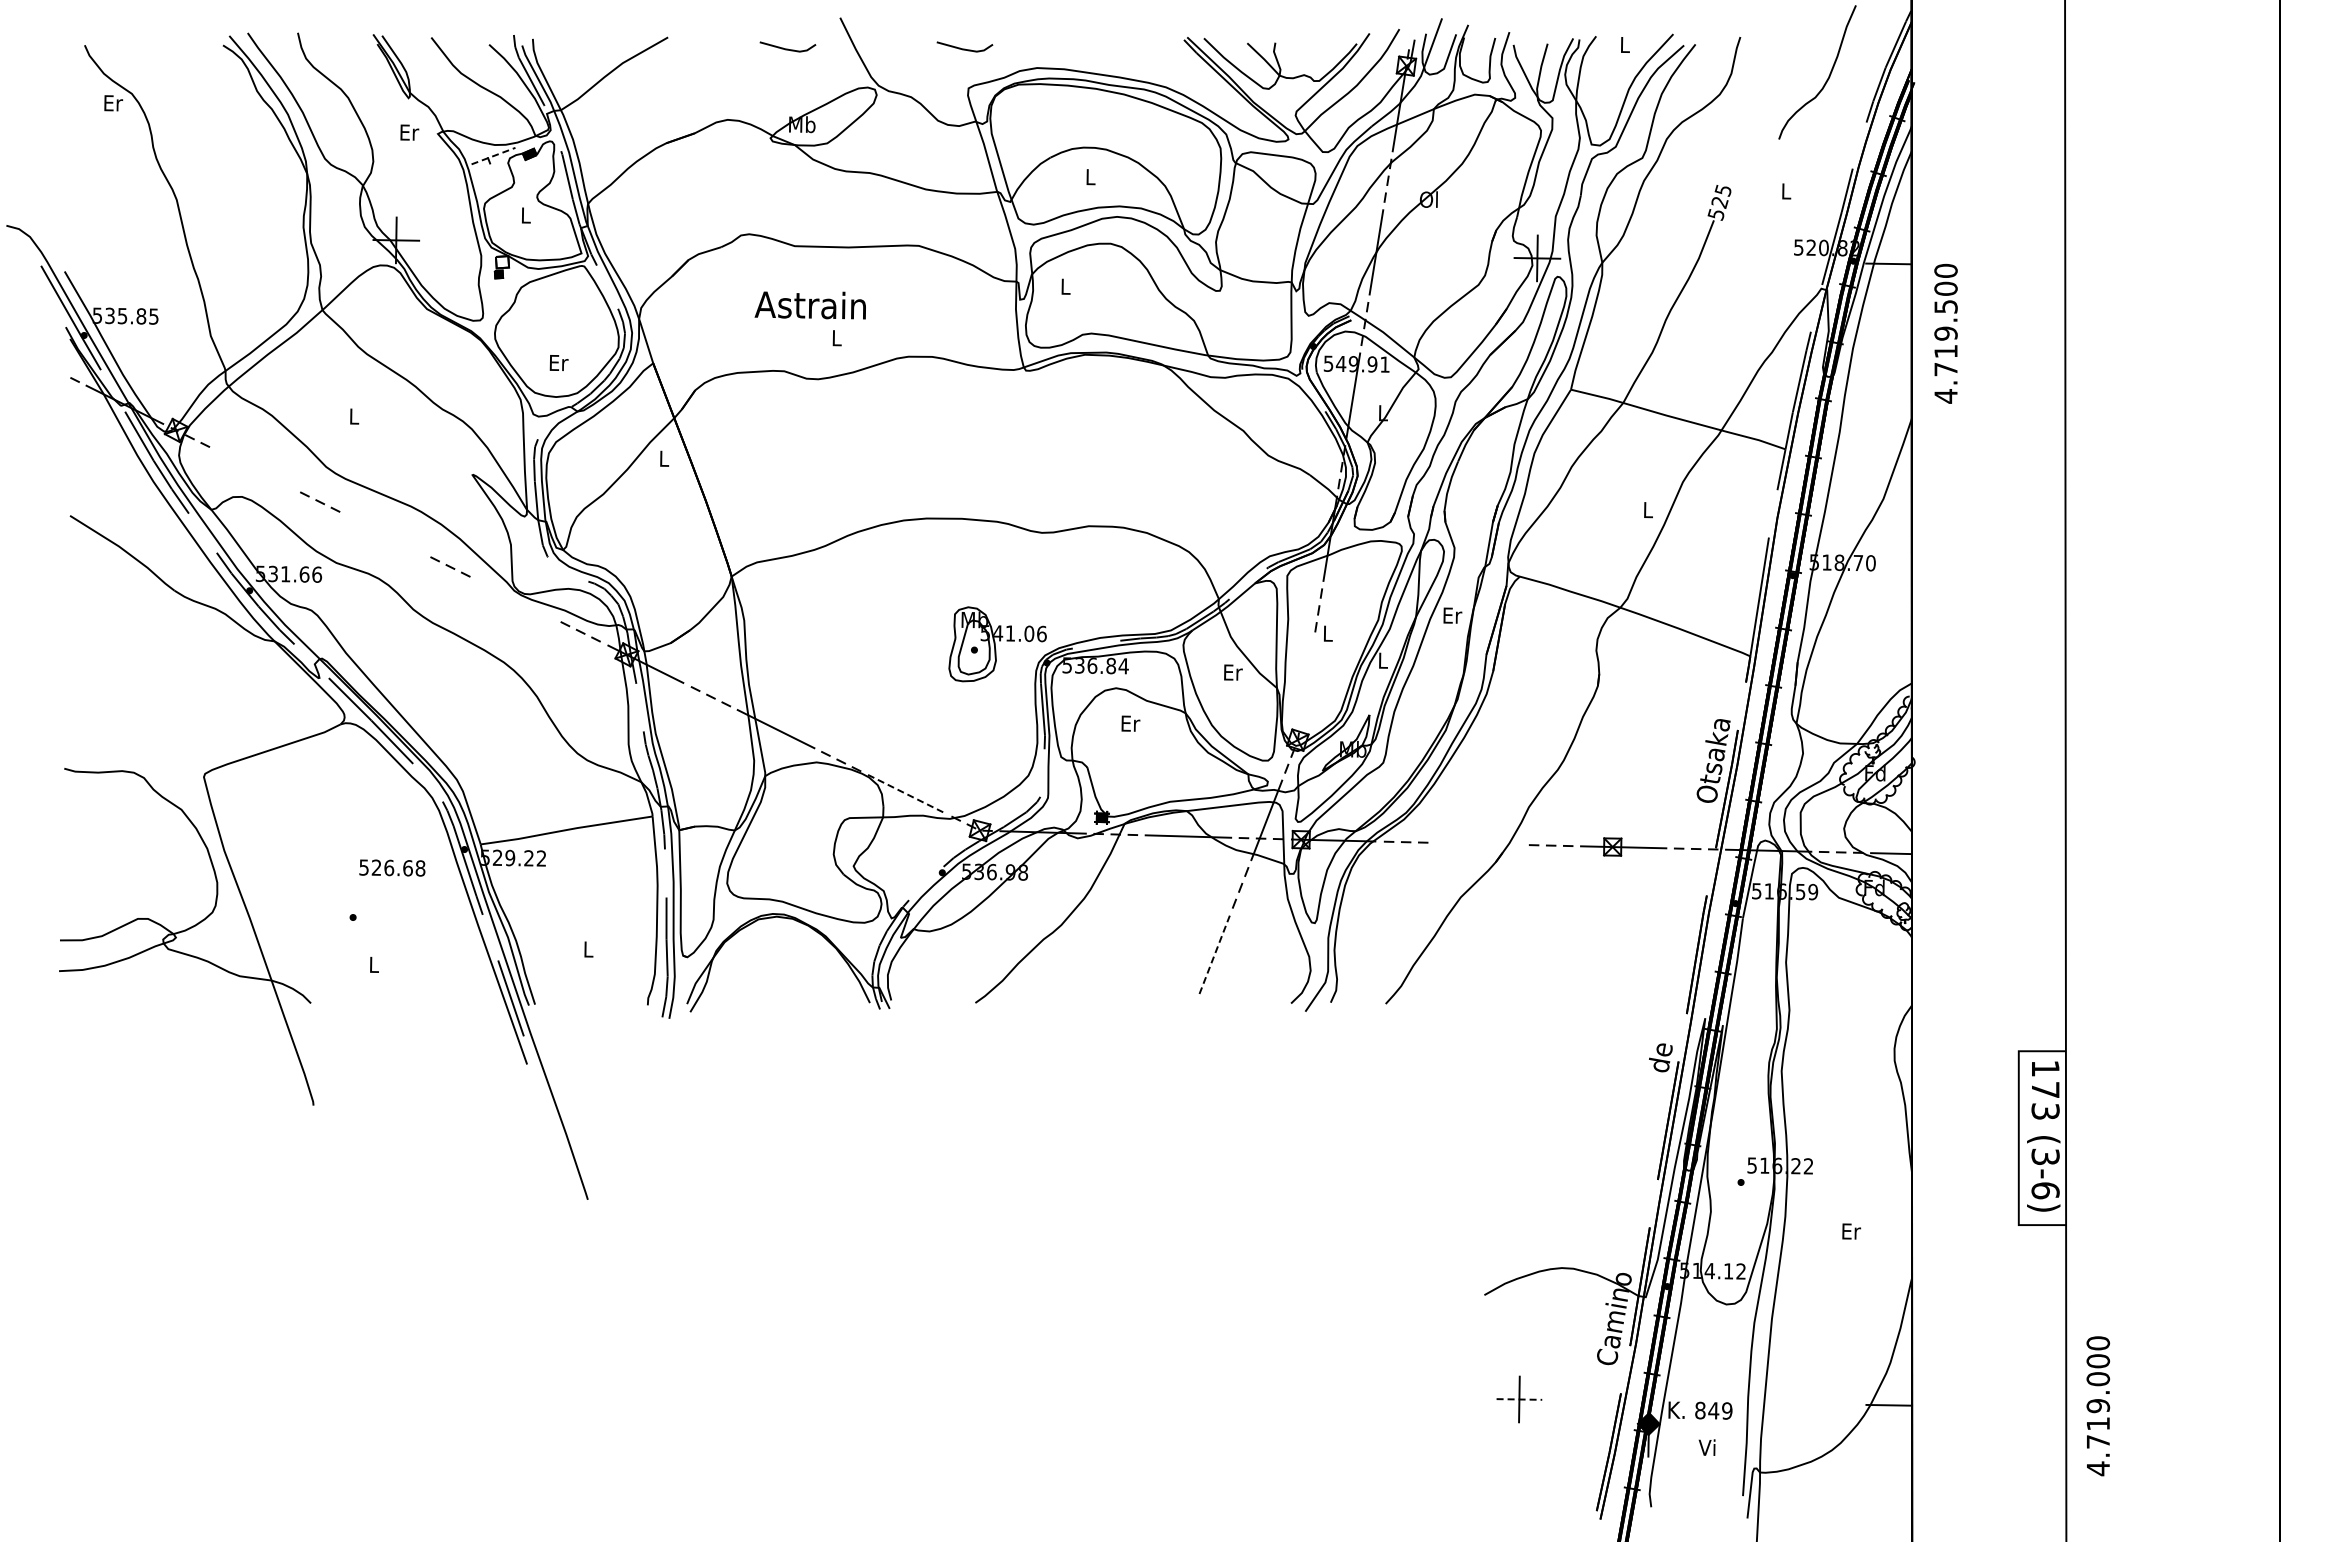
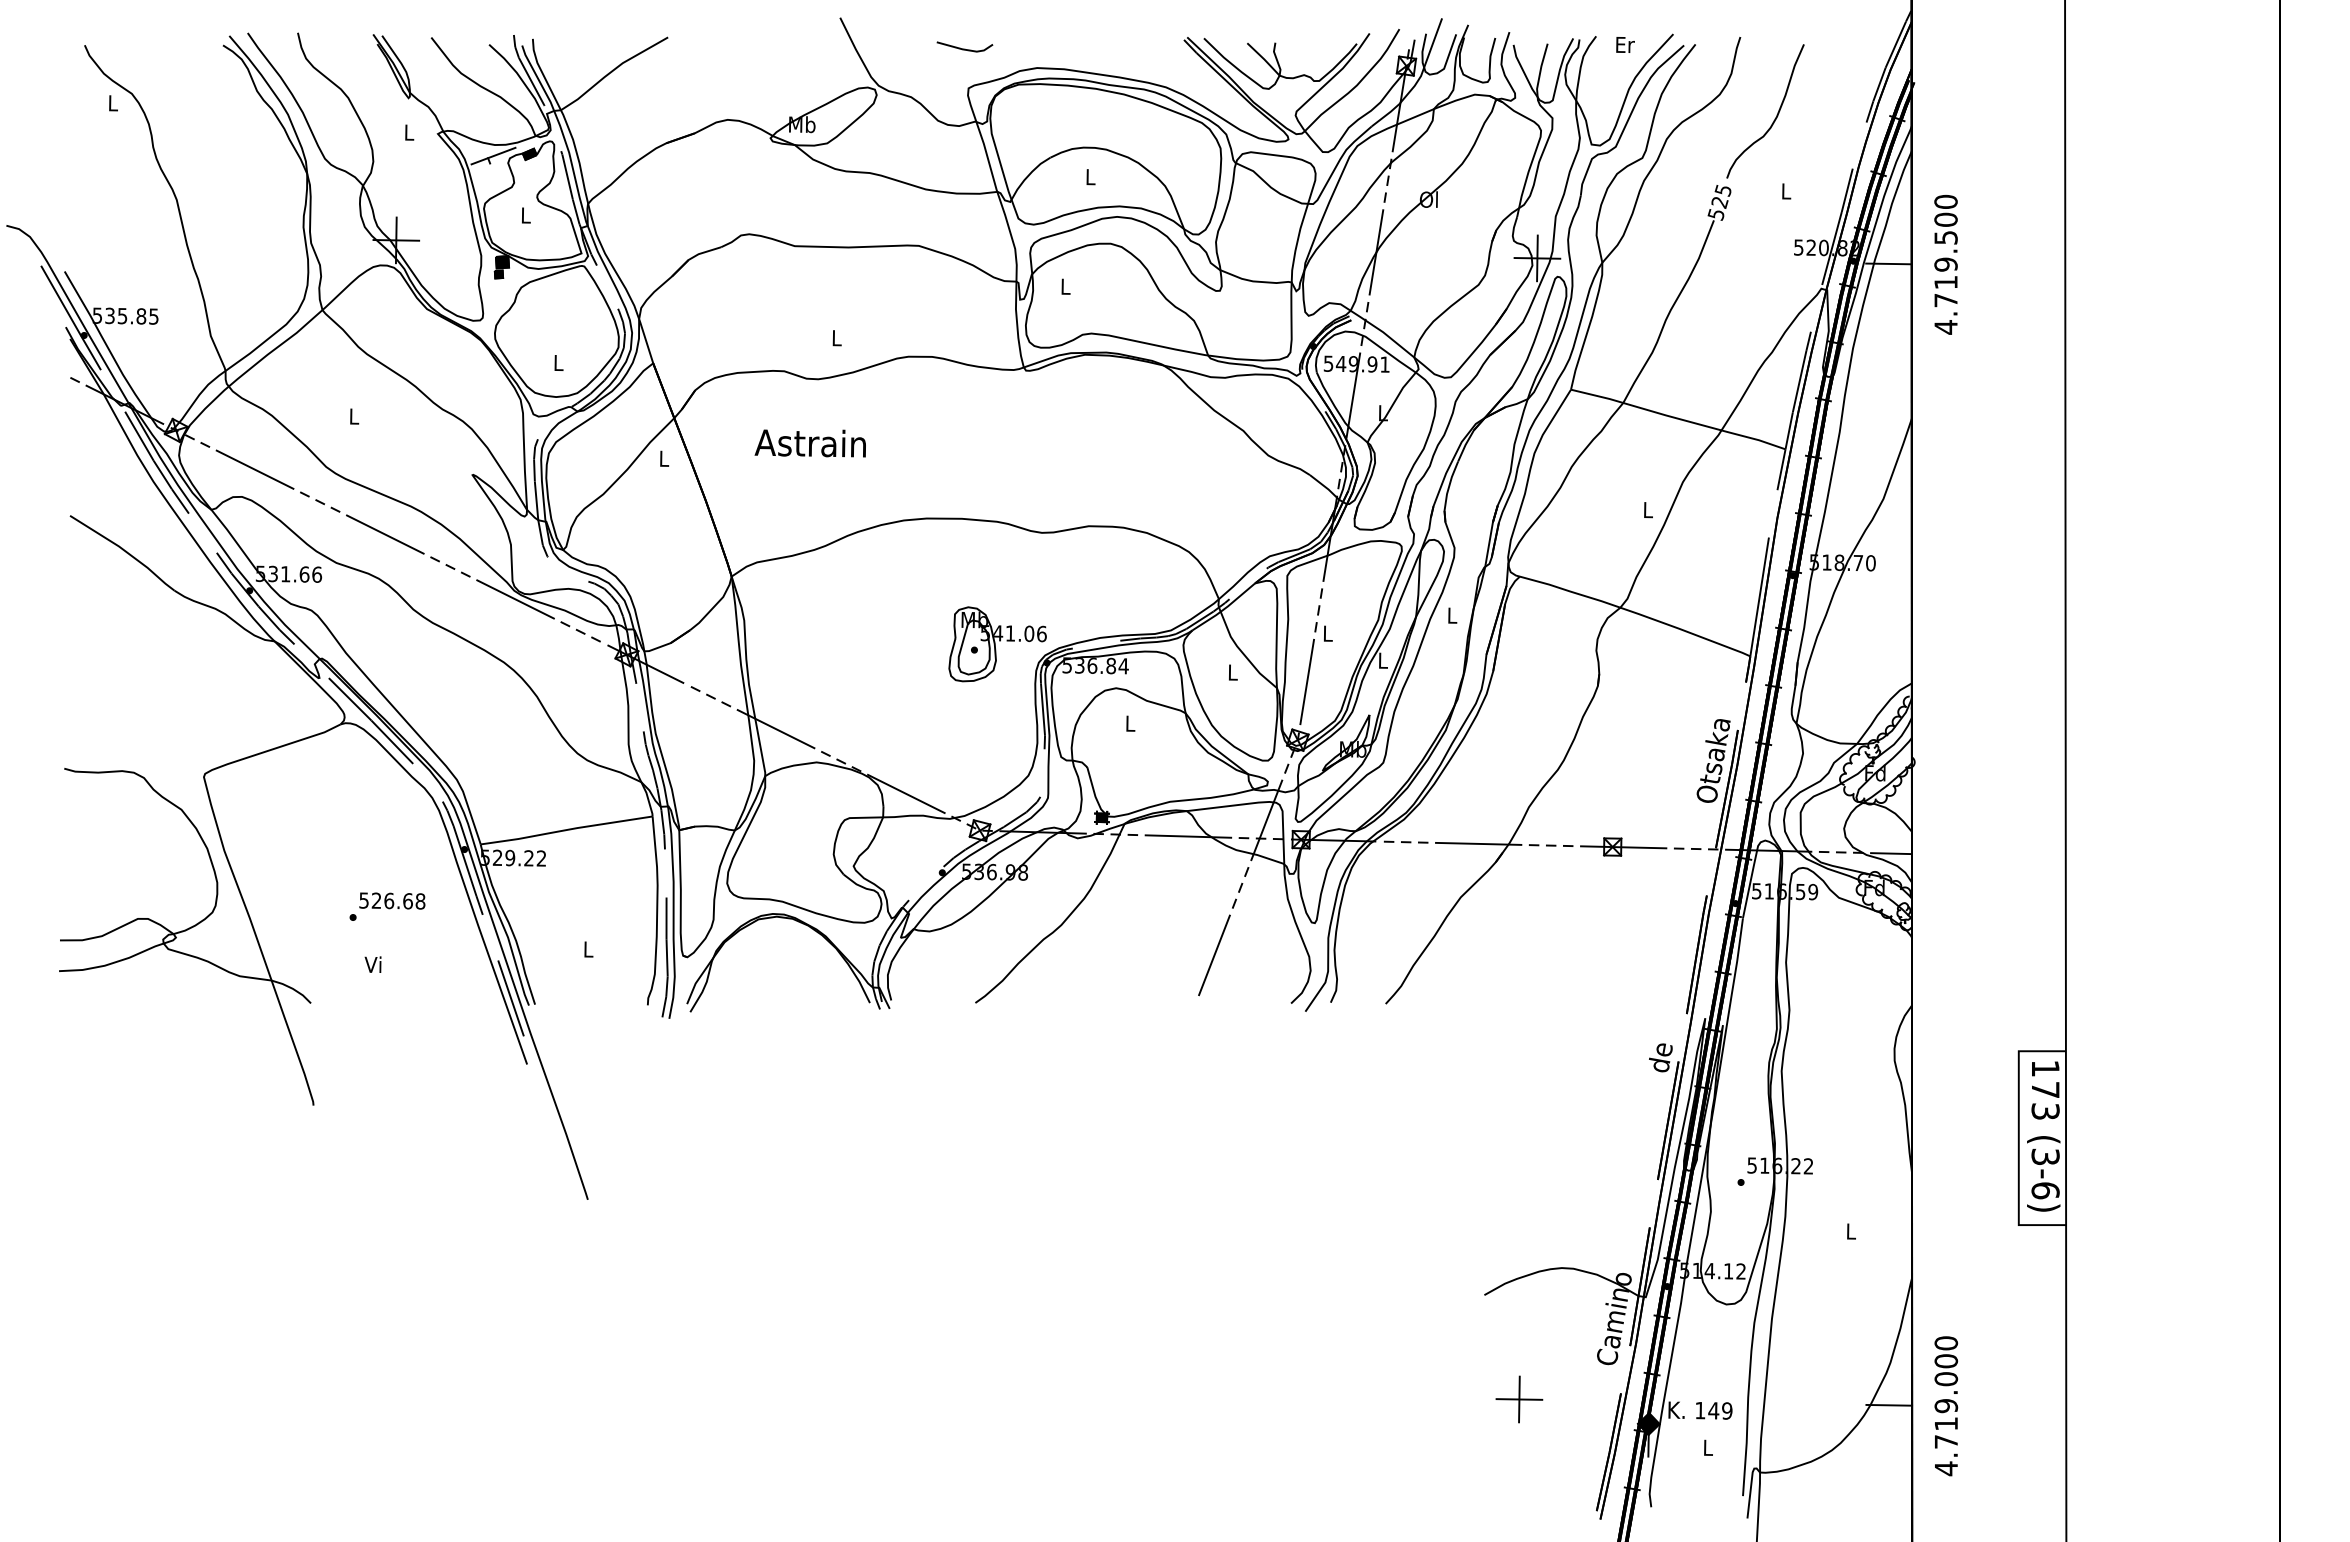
text: L -> Er (1625, 44)
line: present -> none (787, 48)
curve position: (1828, 75) -> (1776, 114) (1776, 114)
text: Er -> L (113, 103)
text: Er -> L (409, 132)
line: dashed -> solid (494, 155)
fill: none -> present (502, 262)
text position: (809, 305) -> (809, 443) (809, 443)
text position: (1945, 333) -> (1945, 264) (1945, 264)
text: Er -> L (558, 362)
line: none -> present (254, 469)
line: none -> present (385, 534)
line: none -> present (515, 599)
text: Er -> L (1452, 615)
text: Er -> L (1233, 672)
line: none -> present (1307, 681)
text: Er -> L (1130, 723)
line: dashed -> solid (906, 793)
line: none -> present (1478, 843)
text position: (392, 867) -> (392, 900) (392, 900)
line: dashed -> solid (1214, 955)
text: L -> Vi (372, 964)
text: Er -> L (1851, 1231)
line: dashed -> solid (1519, 1399)
text position: (2098, 1406) -> (1946, 1406) (1946, 1406)
text: 849 -> 149 (1700, 1410)
text: Vi -> L (1706, 1447)
